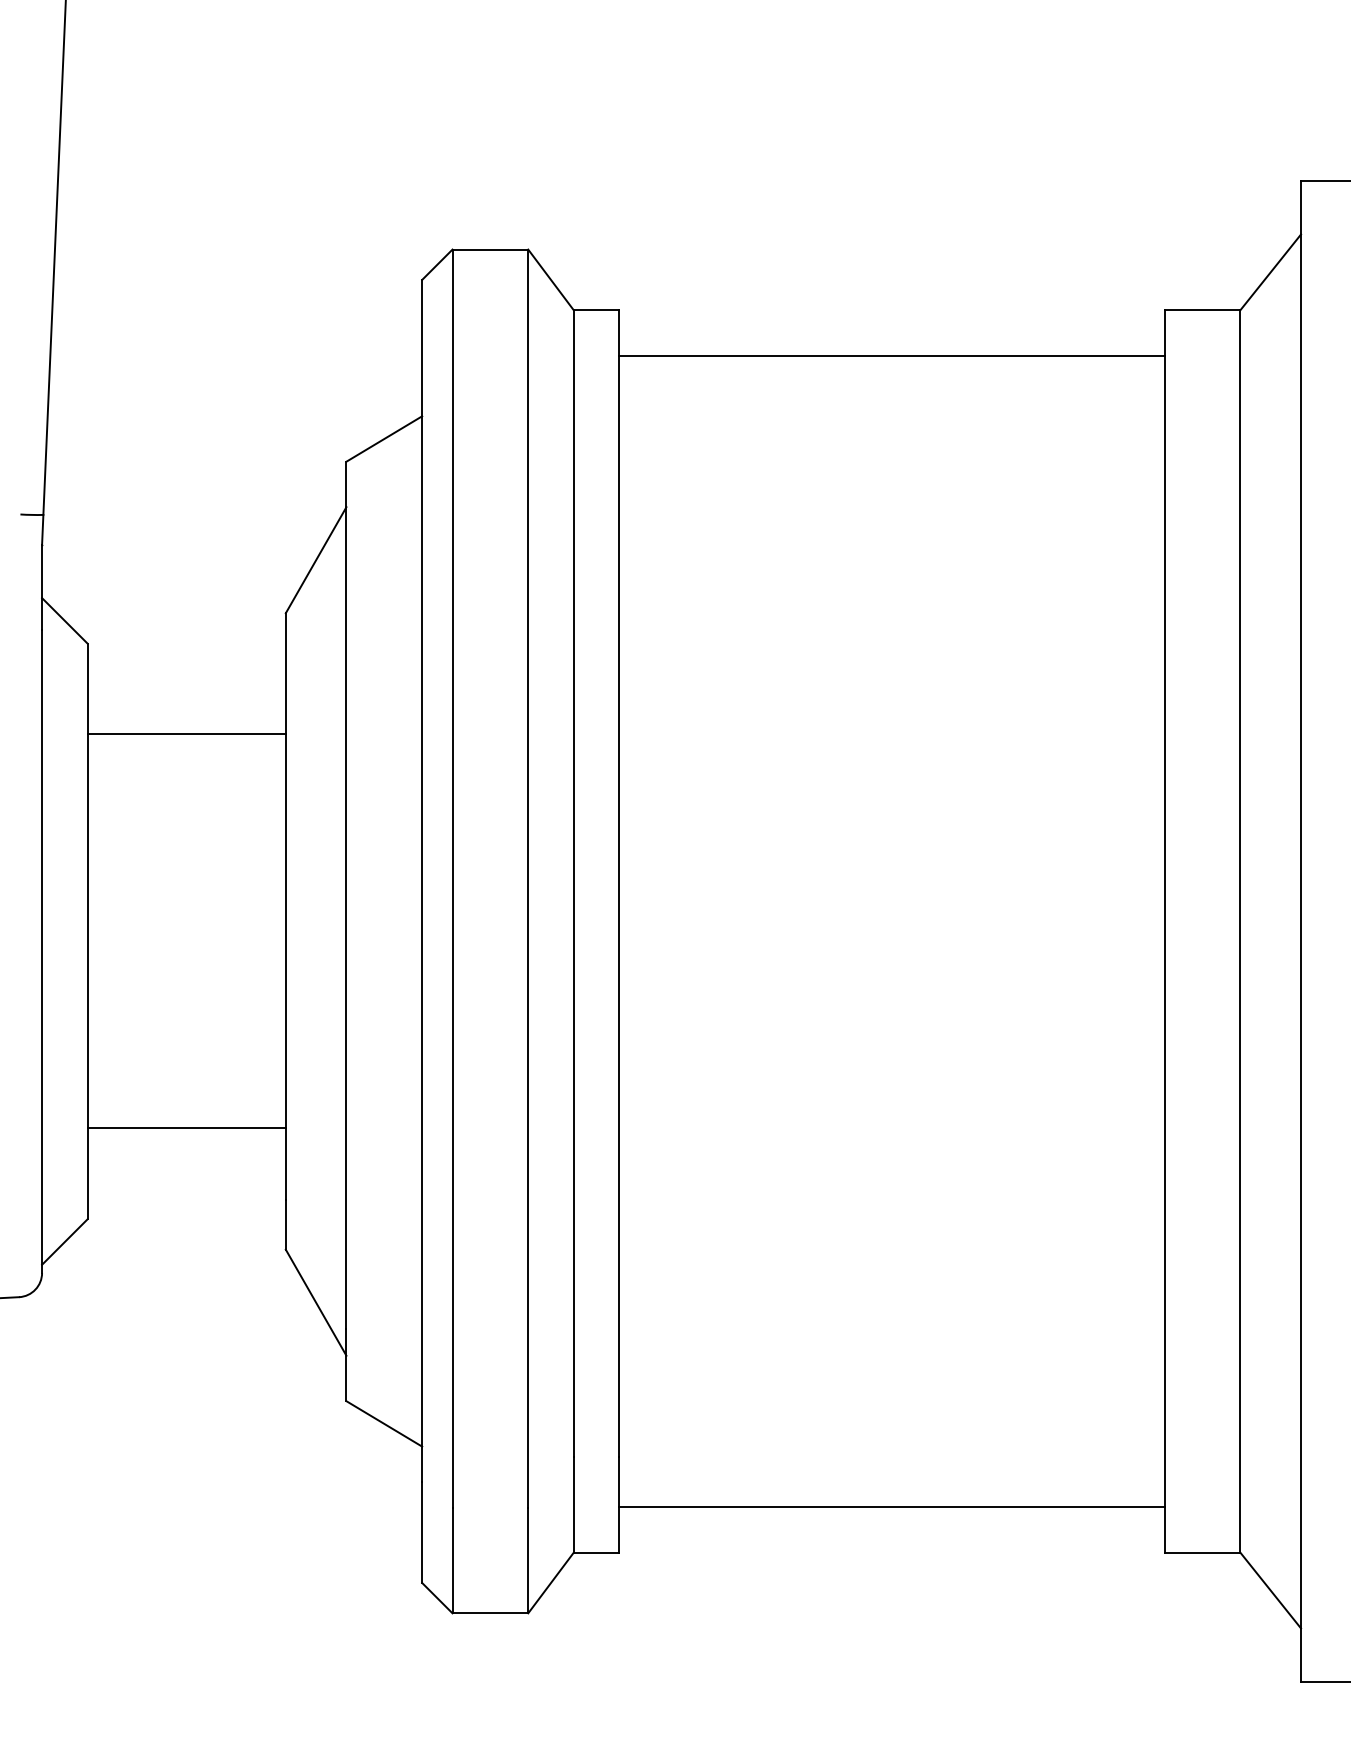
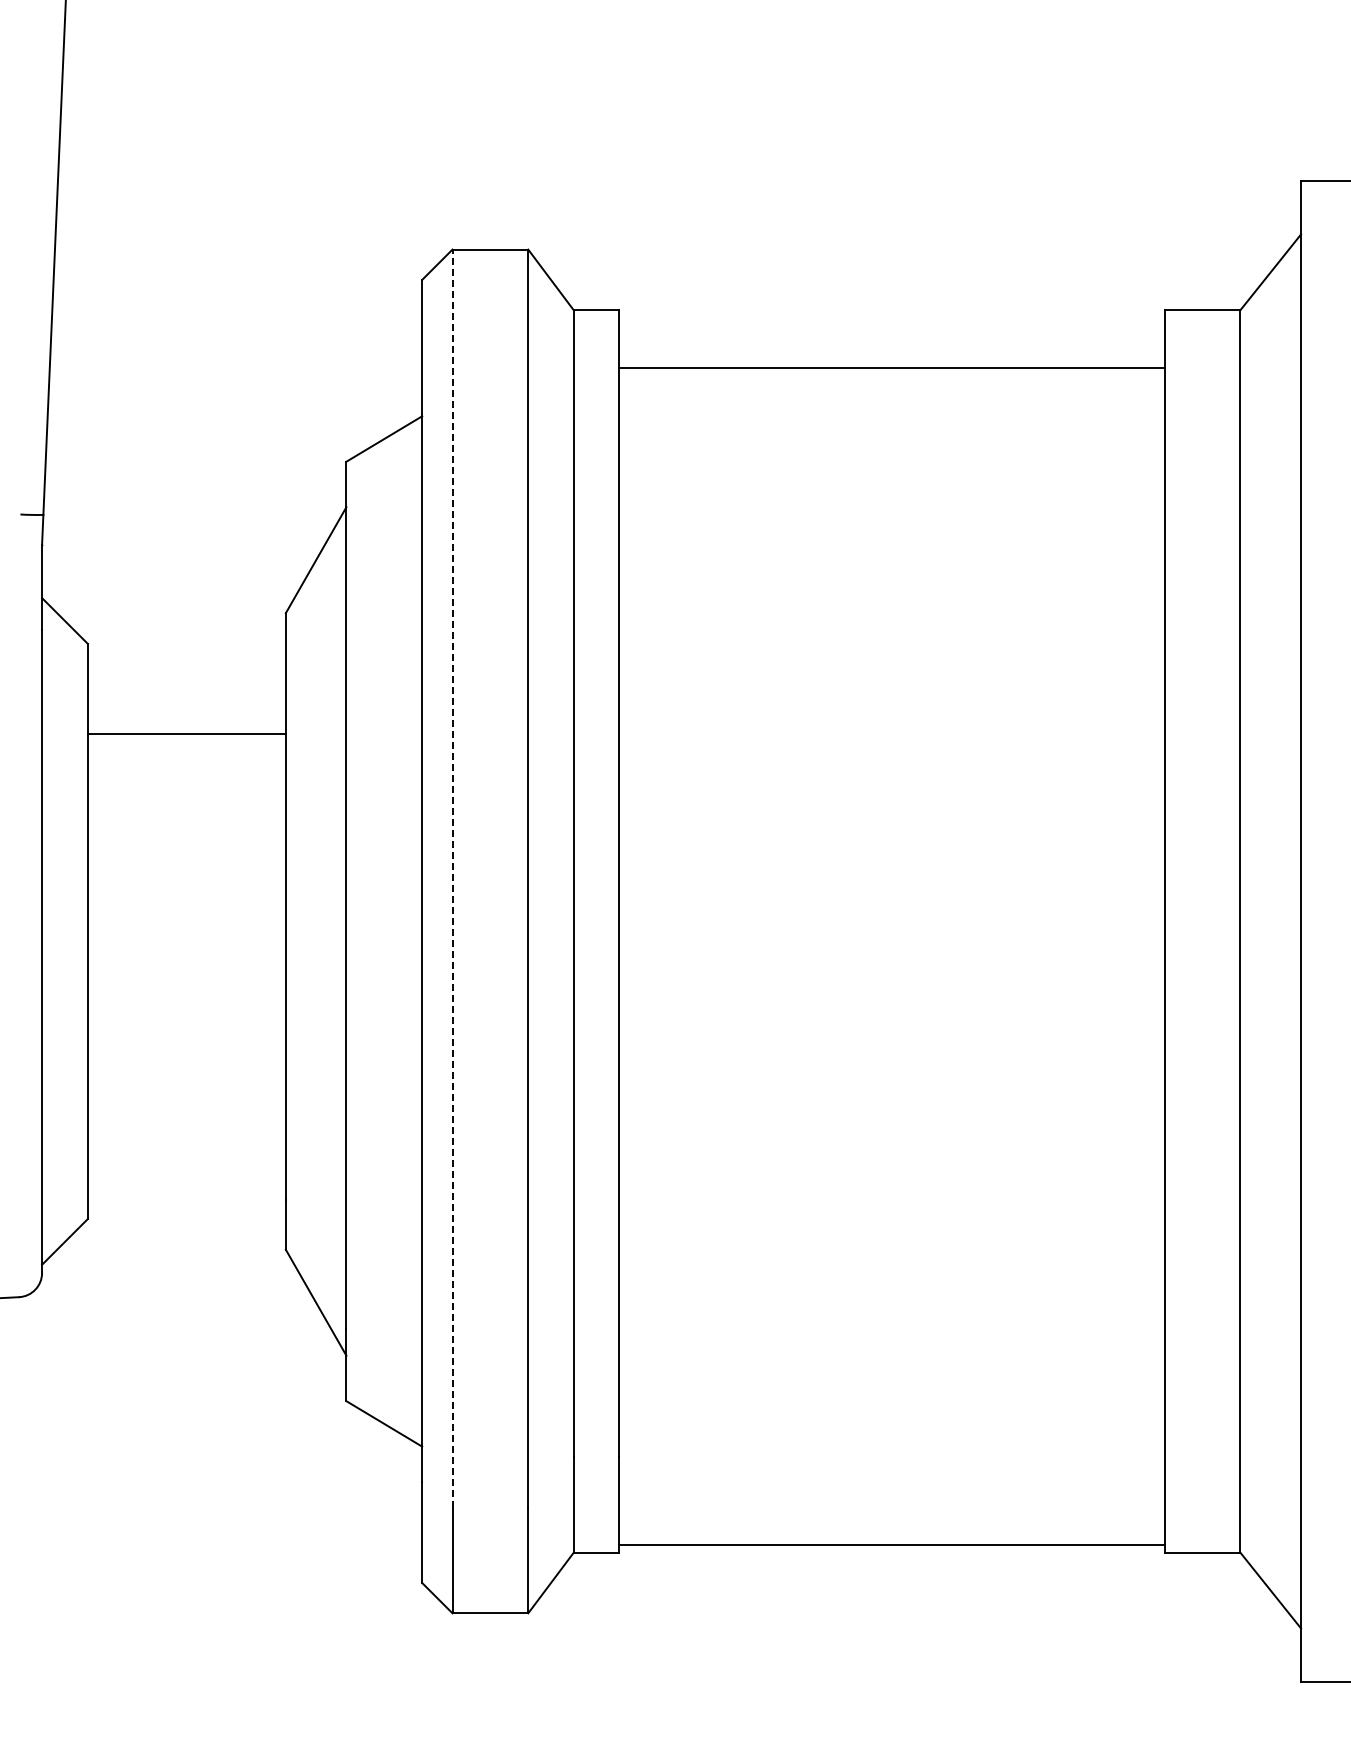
line position: (891, 355) -> (891, 367) (891, 367)
line: solid -> dashed (452, 878)
line: present -> none (186, 1128)
line position: (891, 1507) -> (891, 1545) (891, 1545)
